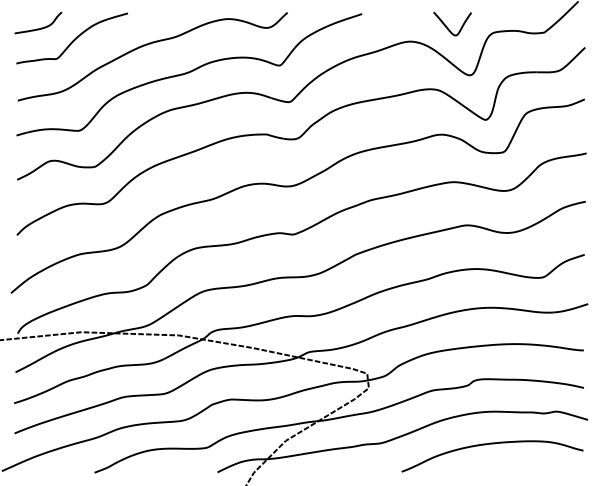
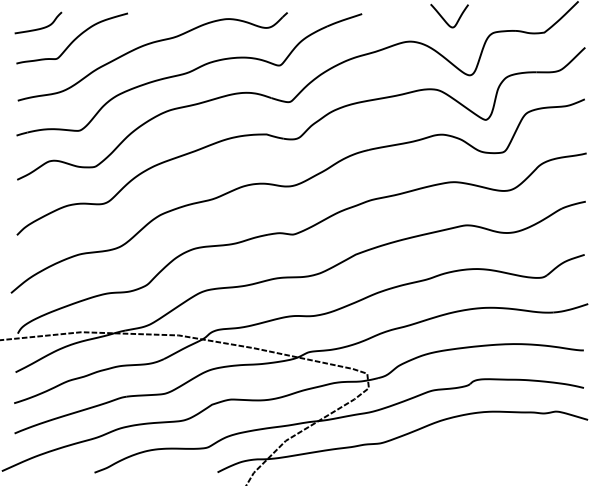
curve position: (447, 26) -> (444, 18) (444, 18)
curve: present -> none (492, 444)
